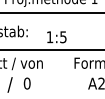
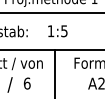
text position: (56, 37) -> (57, 31) (57, 31)
line: none -> present (54, 72)
text: 0 -> 6 (27, 83)
